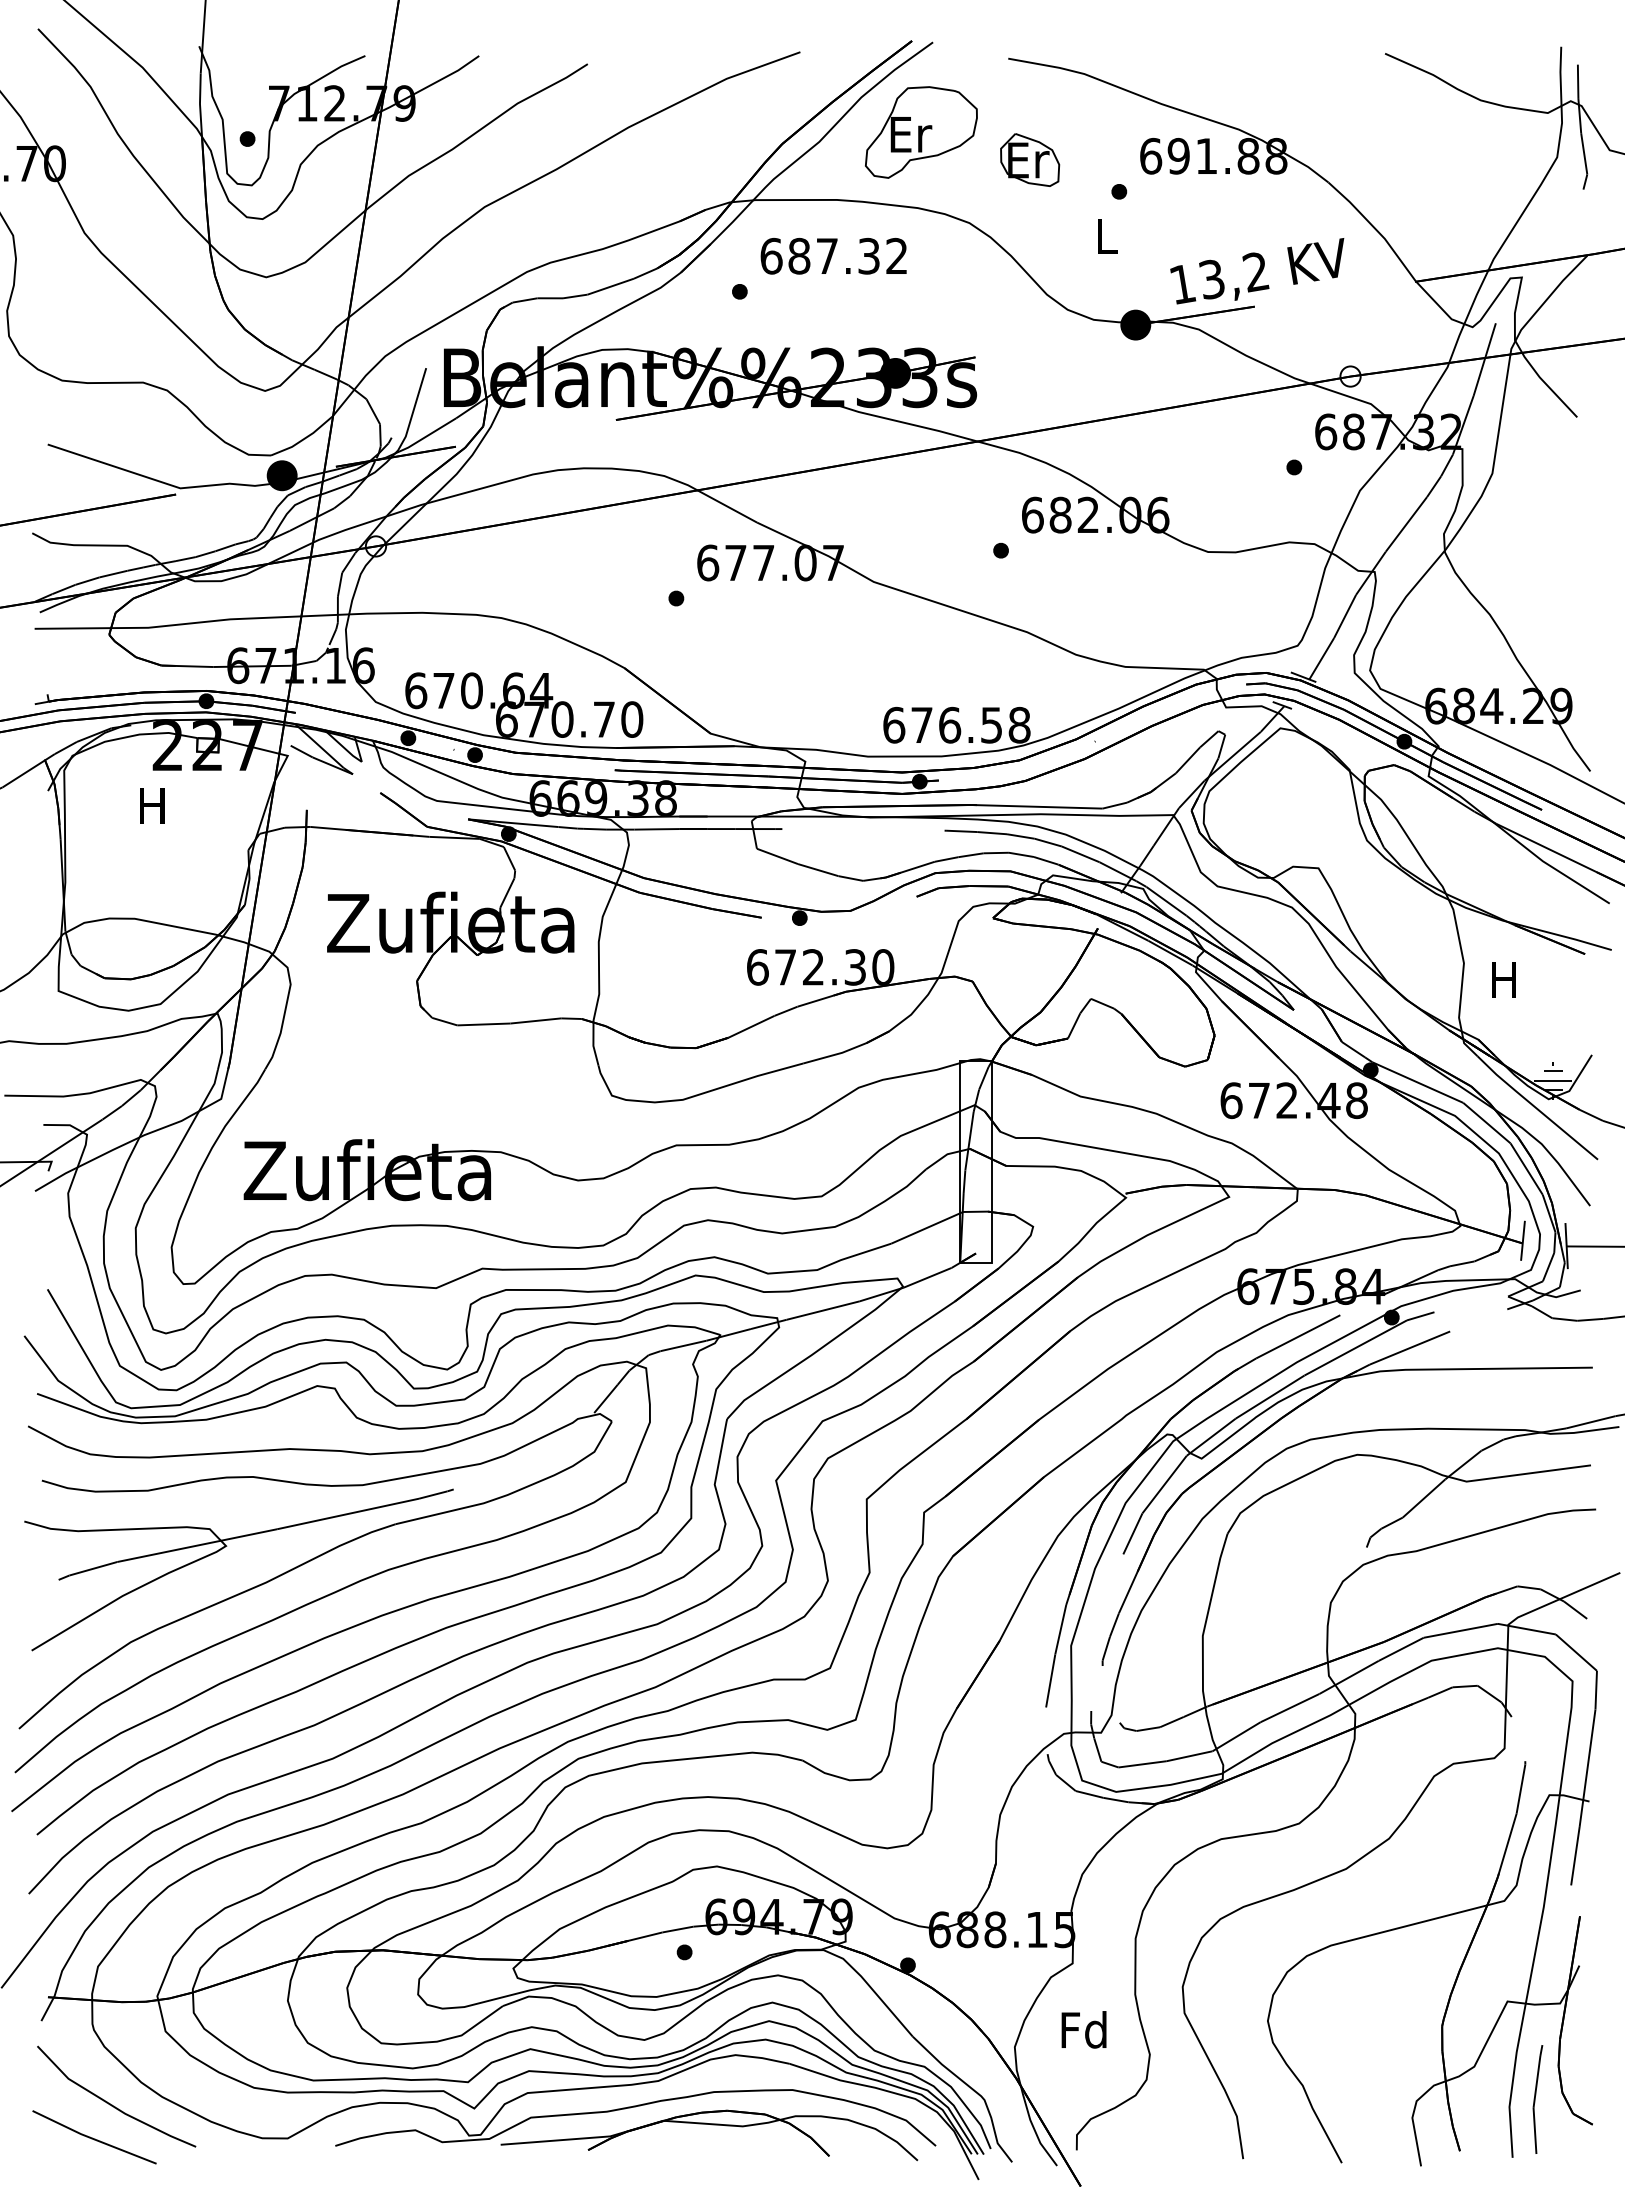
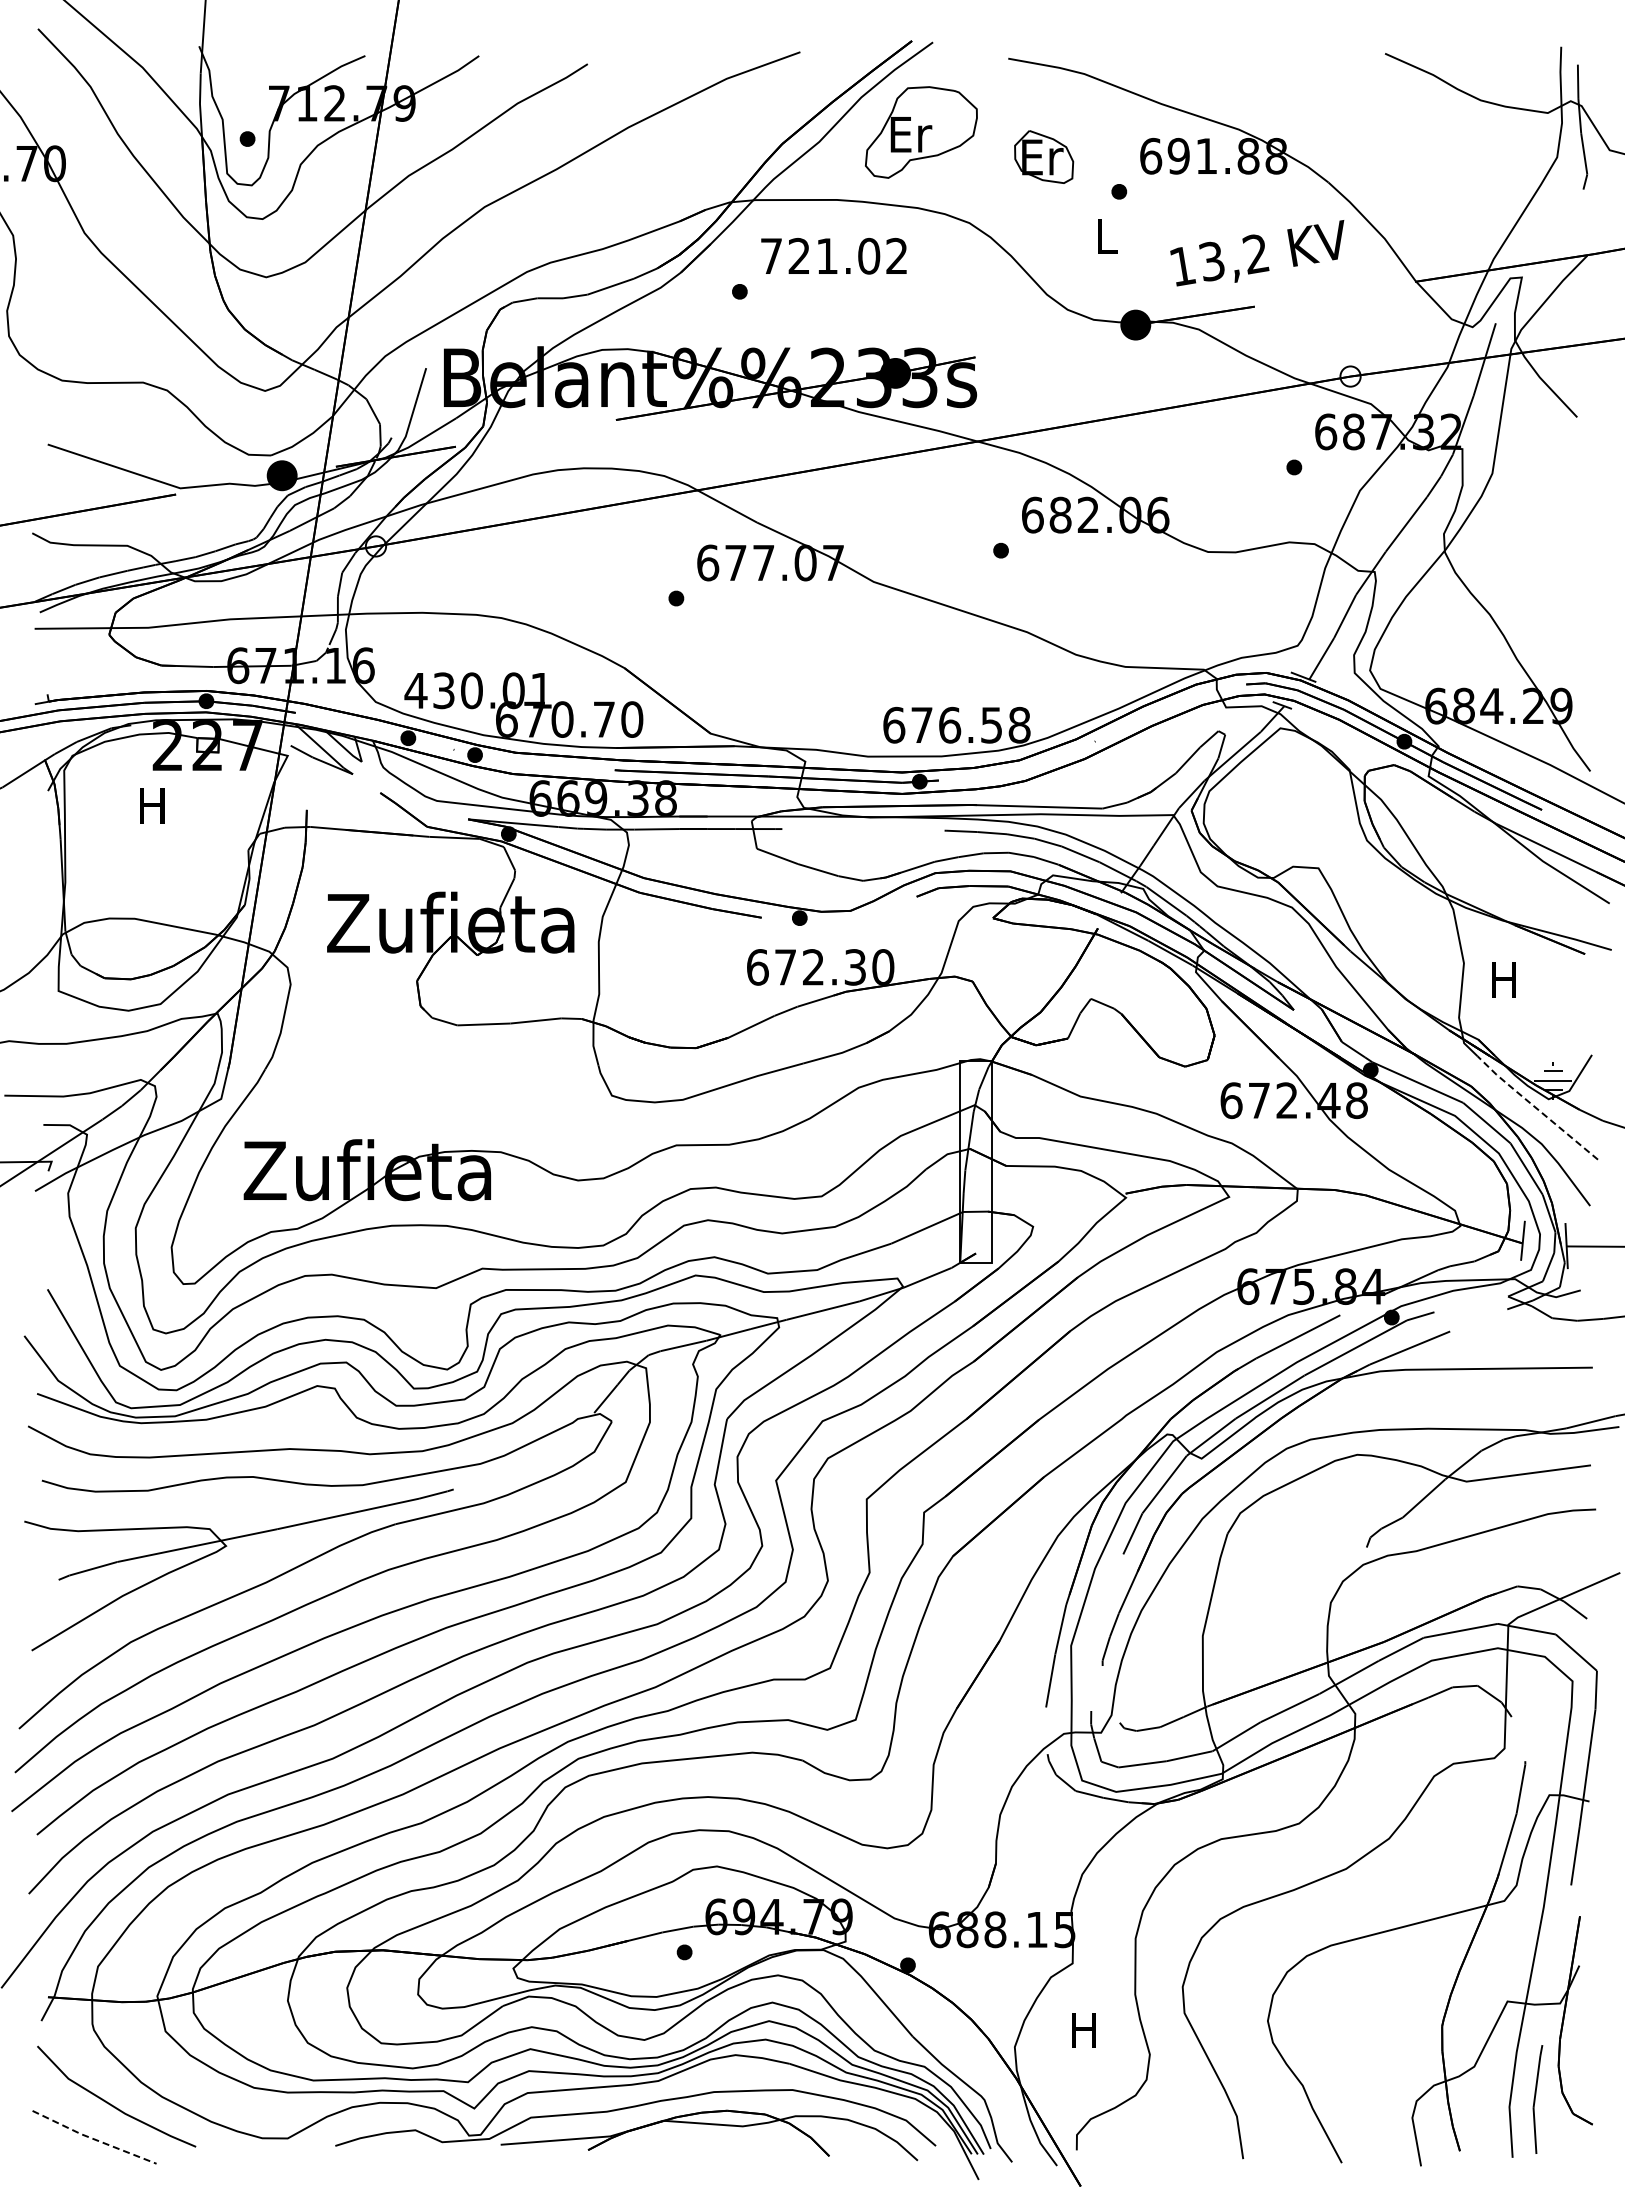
part position: (1030, 159) -> (1044, 156) (1044, 156)
text: 687.32 -> 721.02 (820, 255)
text position: (1257, 271) -> (1257, 253) (1257, 253)
text: 670.64 -> 430.01 (478, 690)
line: solid -> dashed (1535, 1107)
text: Fd -> H (1083, 2029)
line: solid -> dashed (94, 2139)
